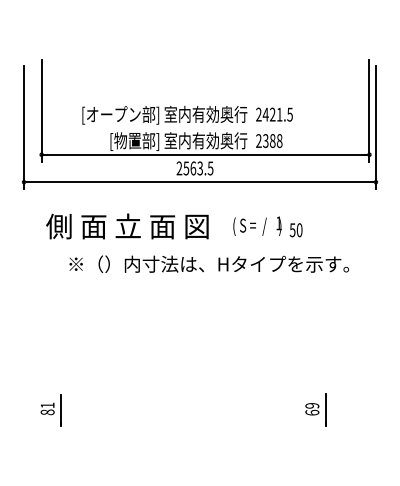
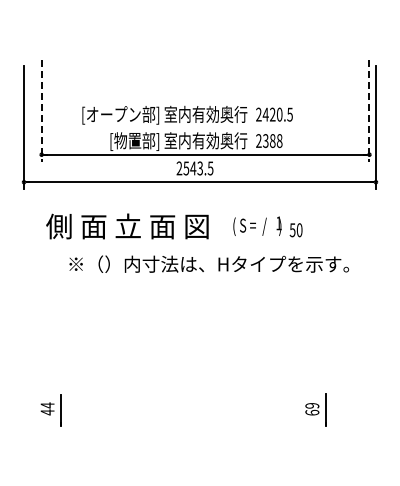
line: solid -> dashed (41, 110)
line: solid -> dashed (369, 111)
text: 2421.5 -> 2420.5 (279, 114)
text: 2563.5 -> 2543.5 (193, 168)
text: 81 -> 44 (47, 408)
